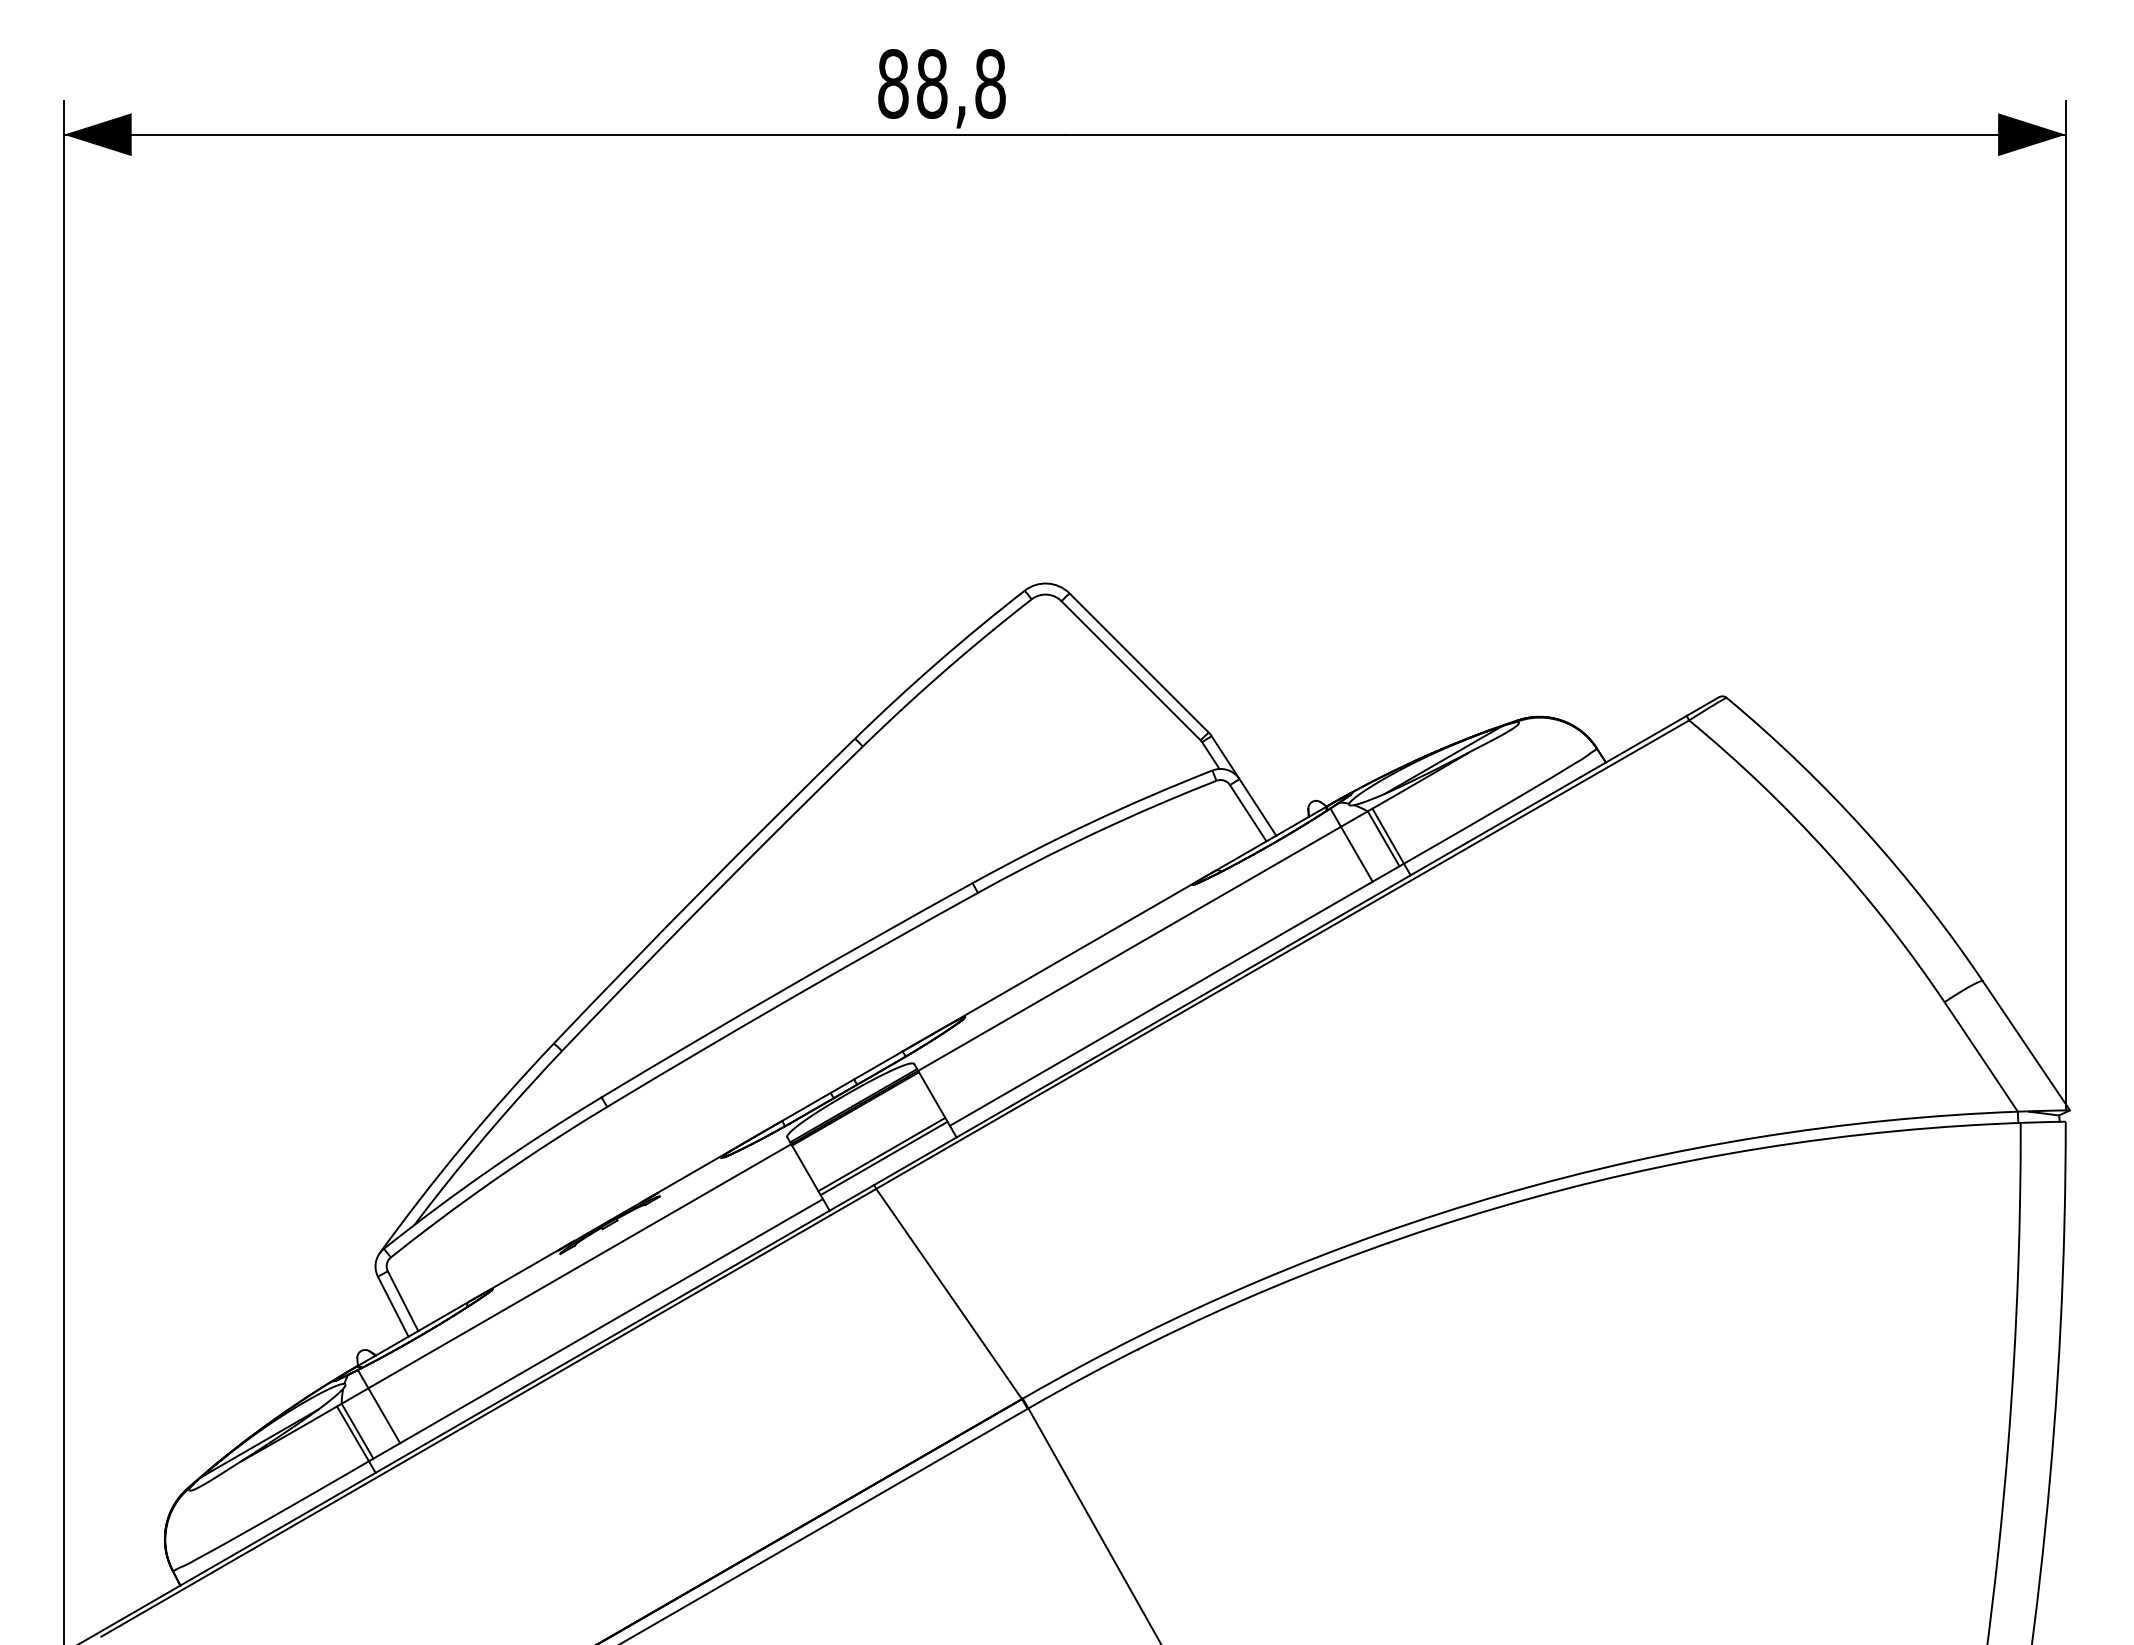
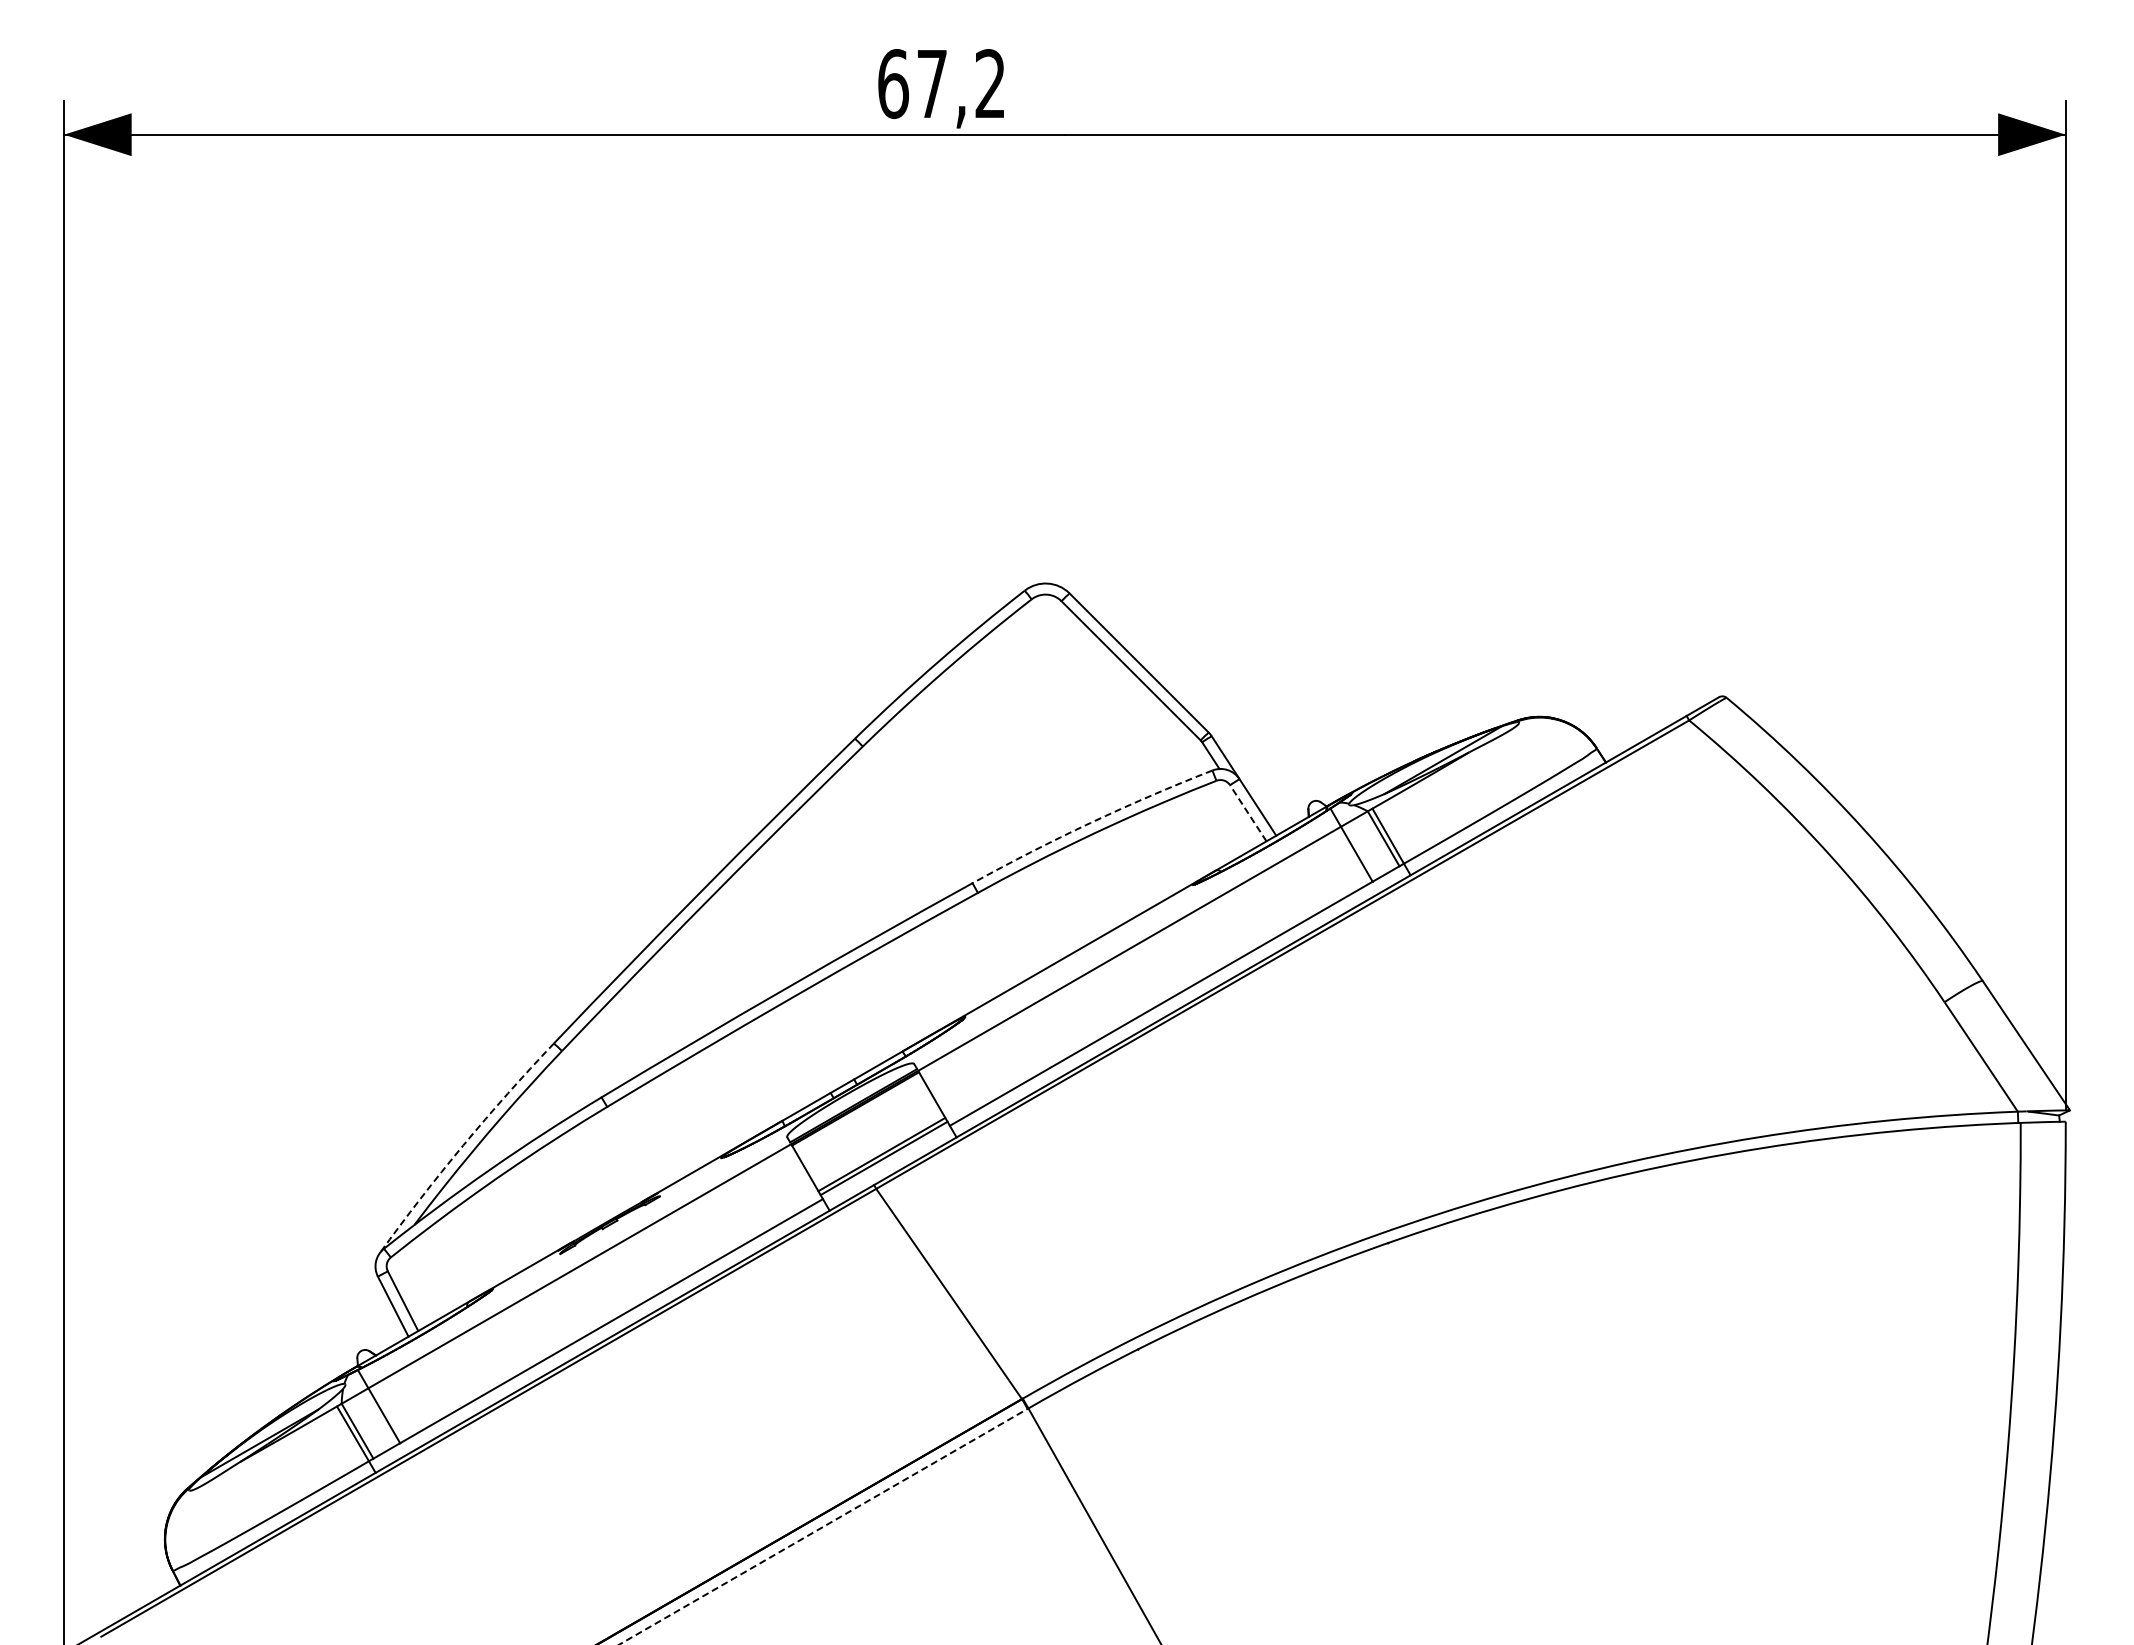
text: 88,8 -> 67,2 (941, 84)
line: solid -> dashed (1248, 812)
arc: solid -> dashed (1090, 822)
arc: solid -> dashed (463, 1145)
line: solid -> dashed (824, 1526)
